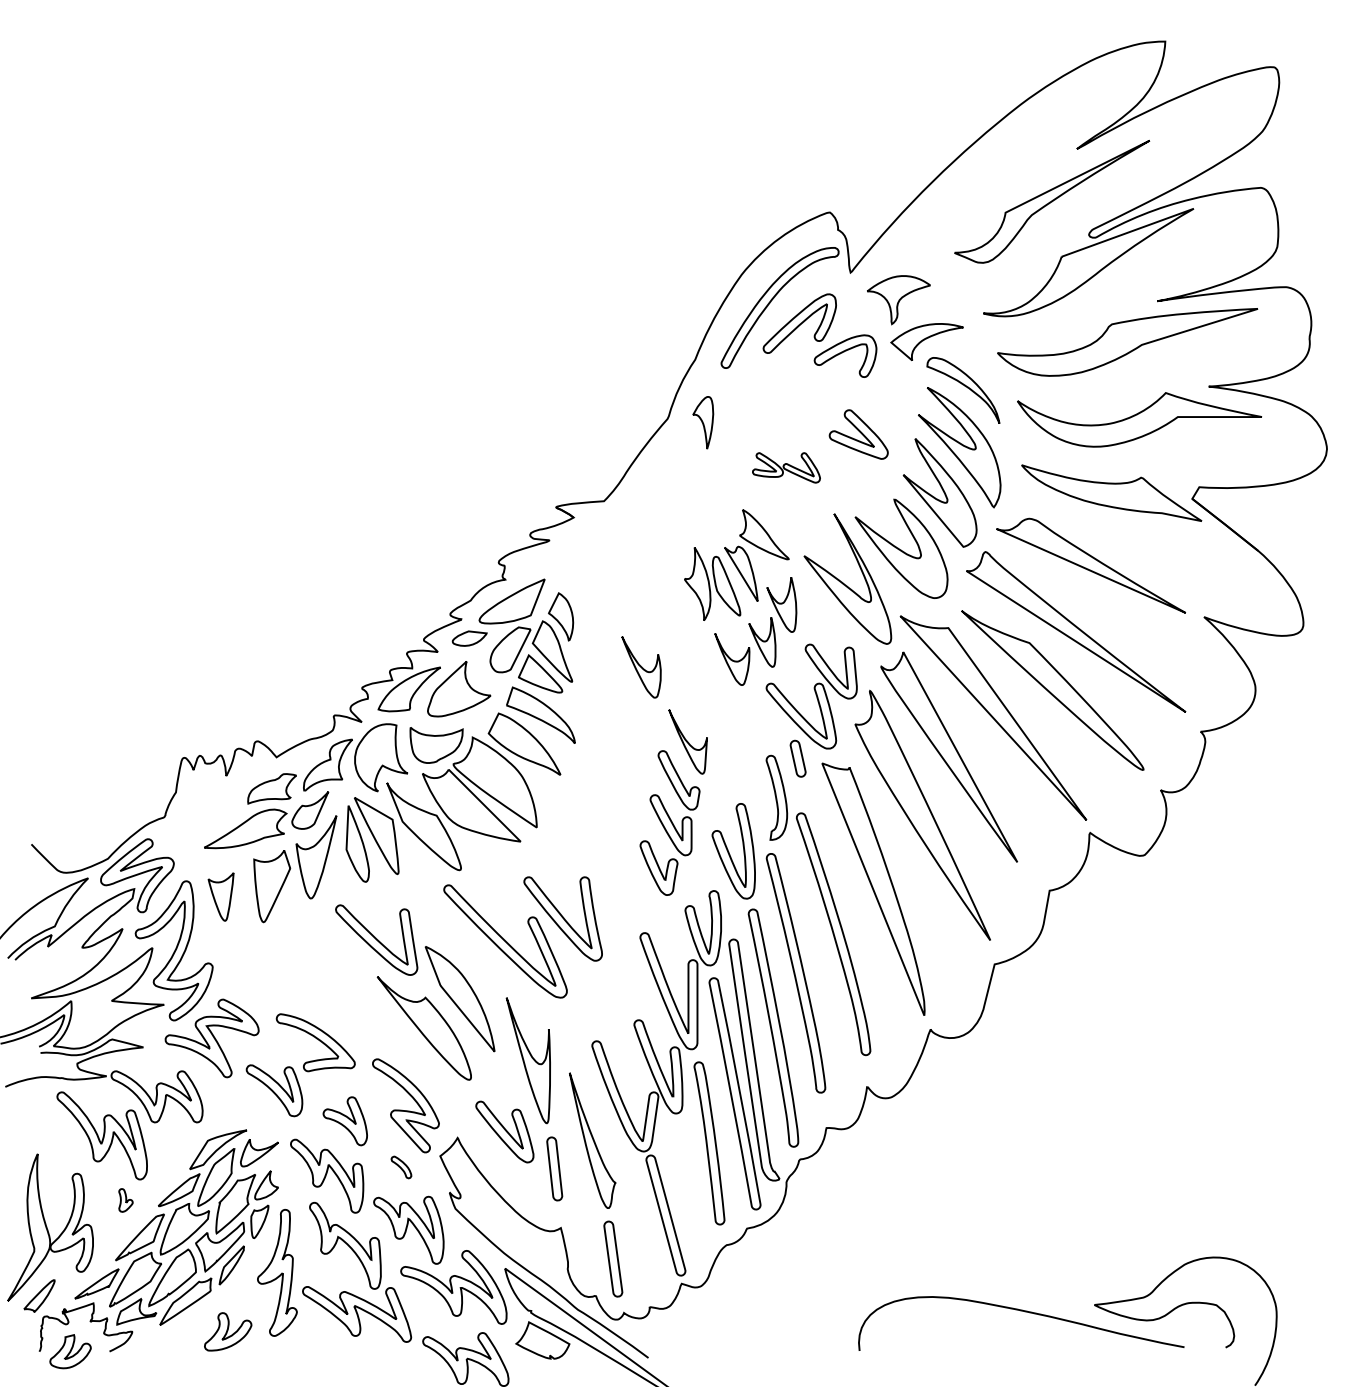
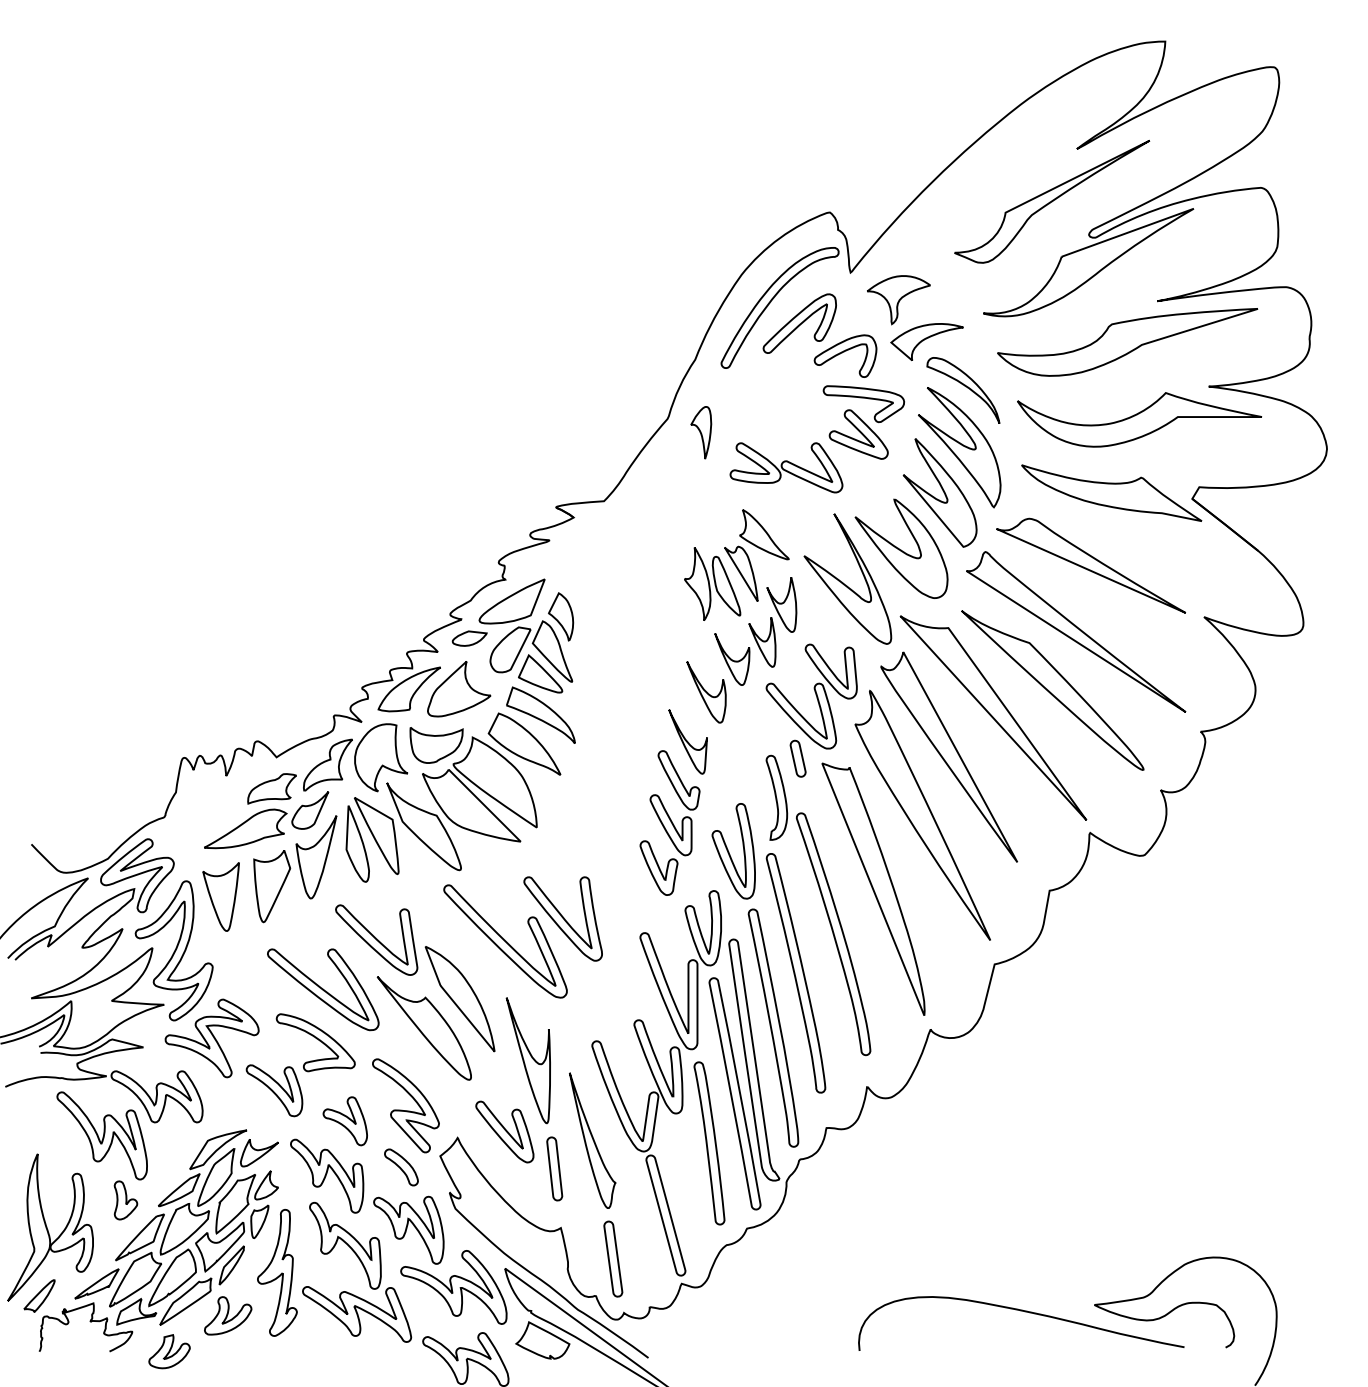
part: none -> present (863, 404)
part position: (703, 422) -> (701, 432) (701, 432)
part size: 69x32 px -> 115x52 px (786, 467)
part position: (641, 667) -> (706, 692) (706, 692)
part size: 28x50 px -> 38x70 px (220, 896)
part: none -> present (323, 989)
part size: 23x25 px -> 35x39 px (401, 1167)
part size: 16x25 px -> 26x41 px (125, 1200)
part position: (228, 1331) -> (228, 1315) (228, 1315)
part position: (70, 1351) -> (169, 1351) (169, 1351)
